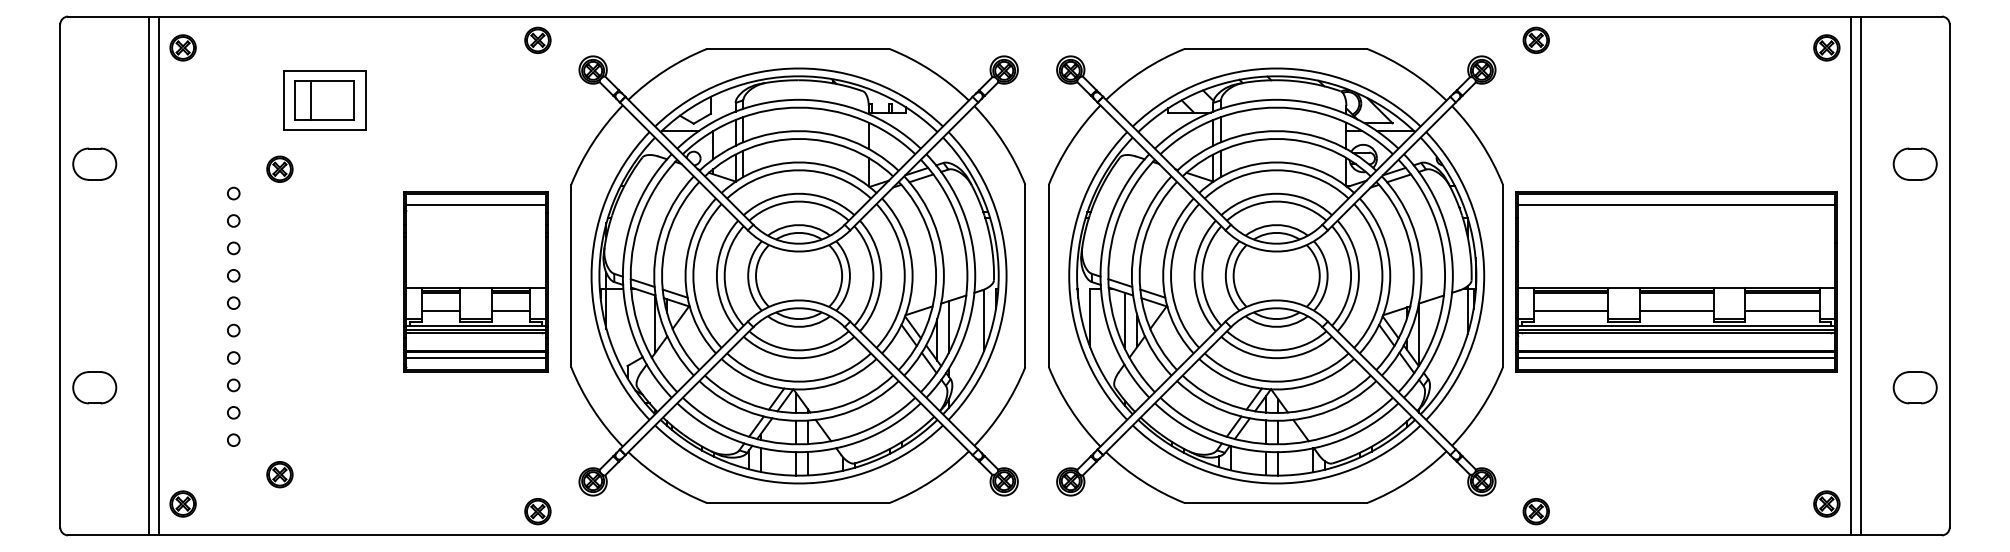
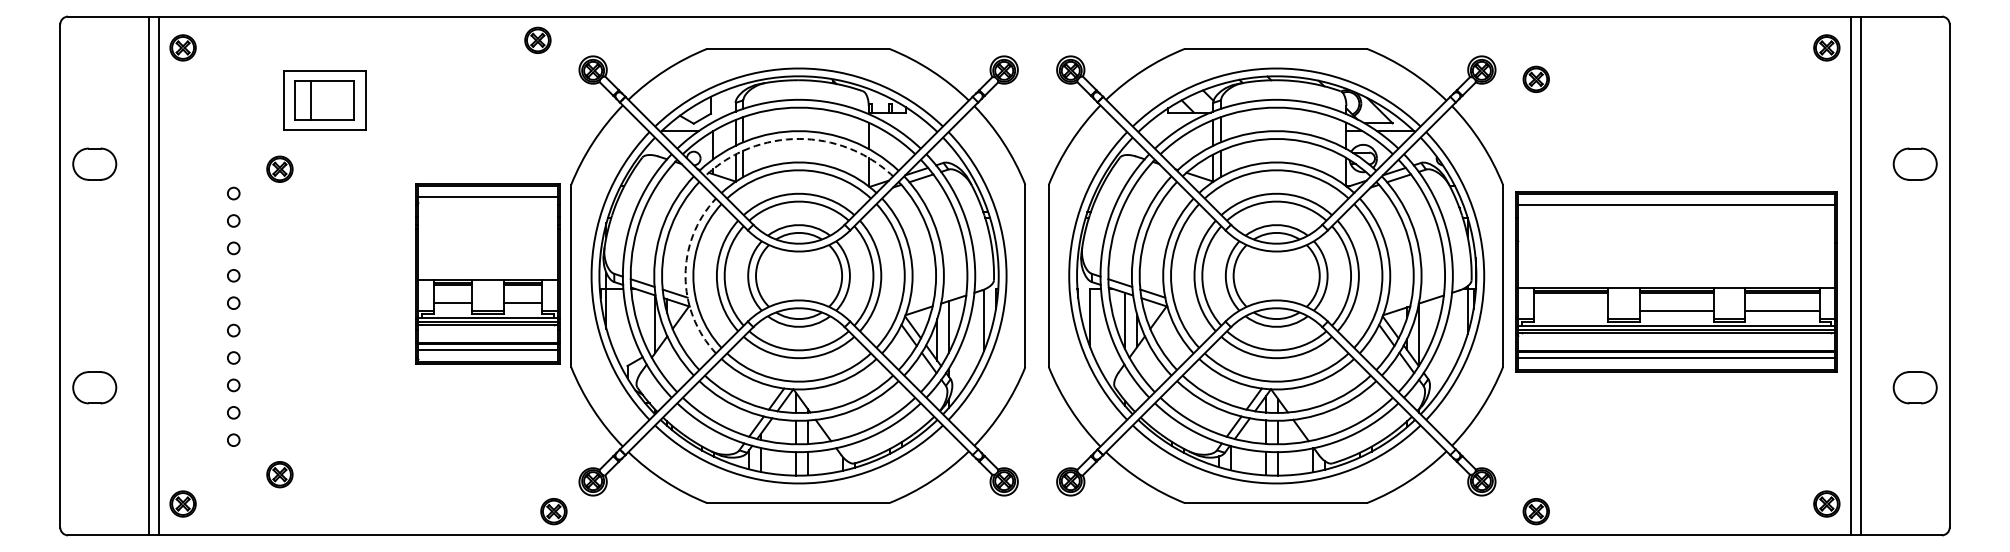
part position: (1535, 39) -> (1535, 78) (1535, 78)
arc: solid -> dashed (799, 138)
arc: solid -> dashed (685, 275)
part position: (475, 281) -> (487, 273) (487, 273)
line: present -> none (1570, 311)
part position: (537, 511) -> (553, 511) (553, 511)
